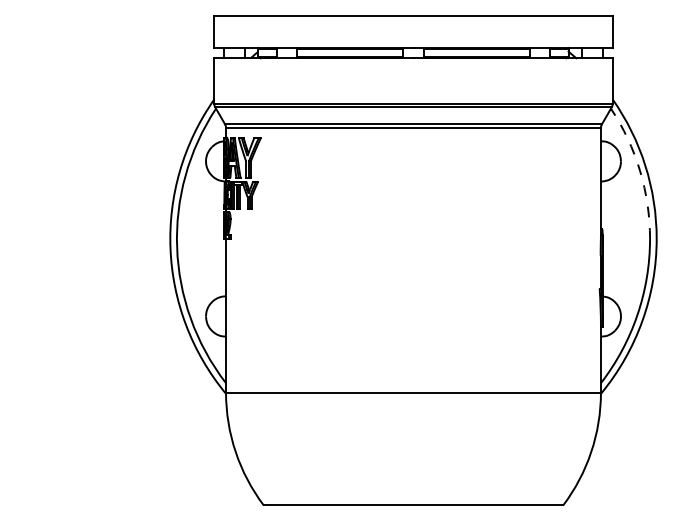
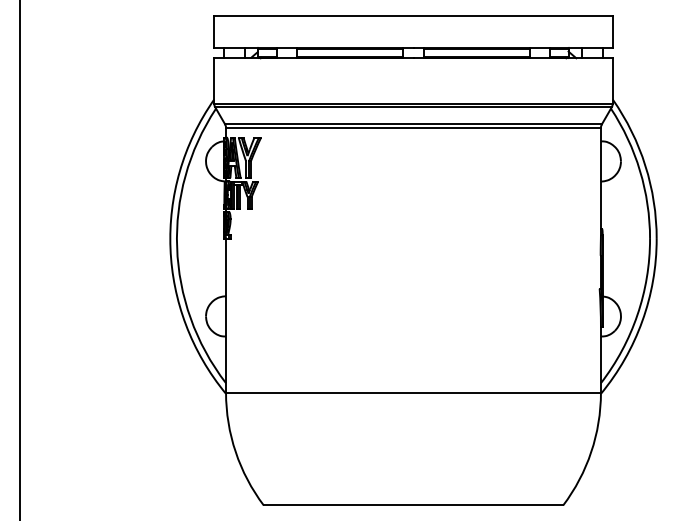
arc: dashed -> solid (640, 170)
line: none -> present (20, 259)
